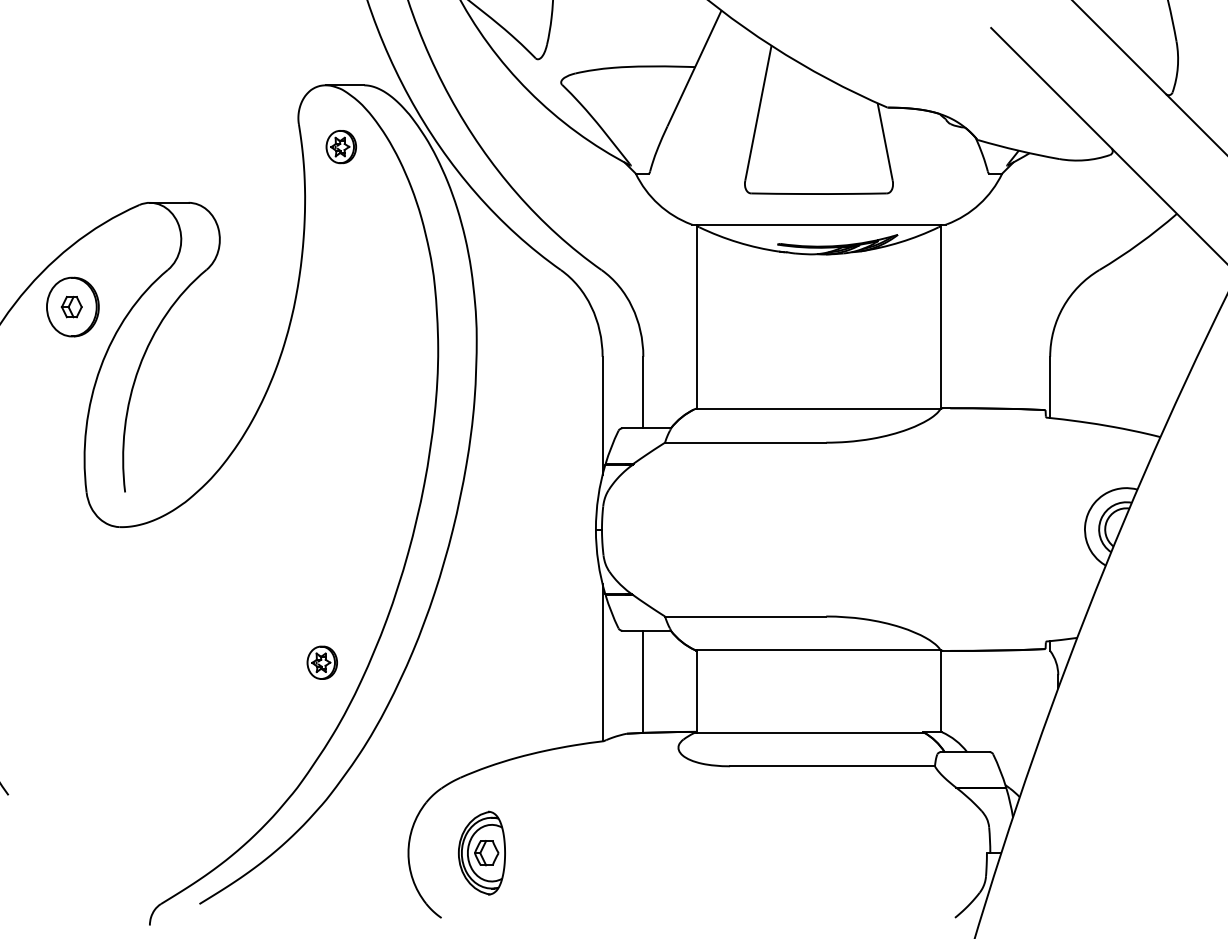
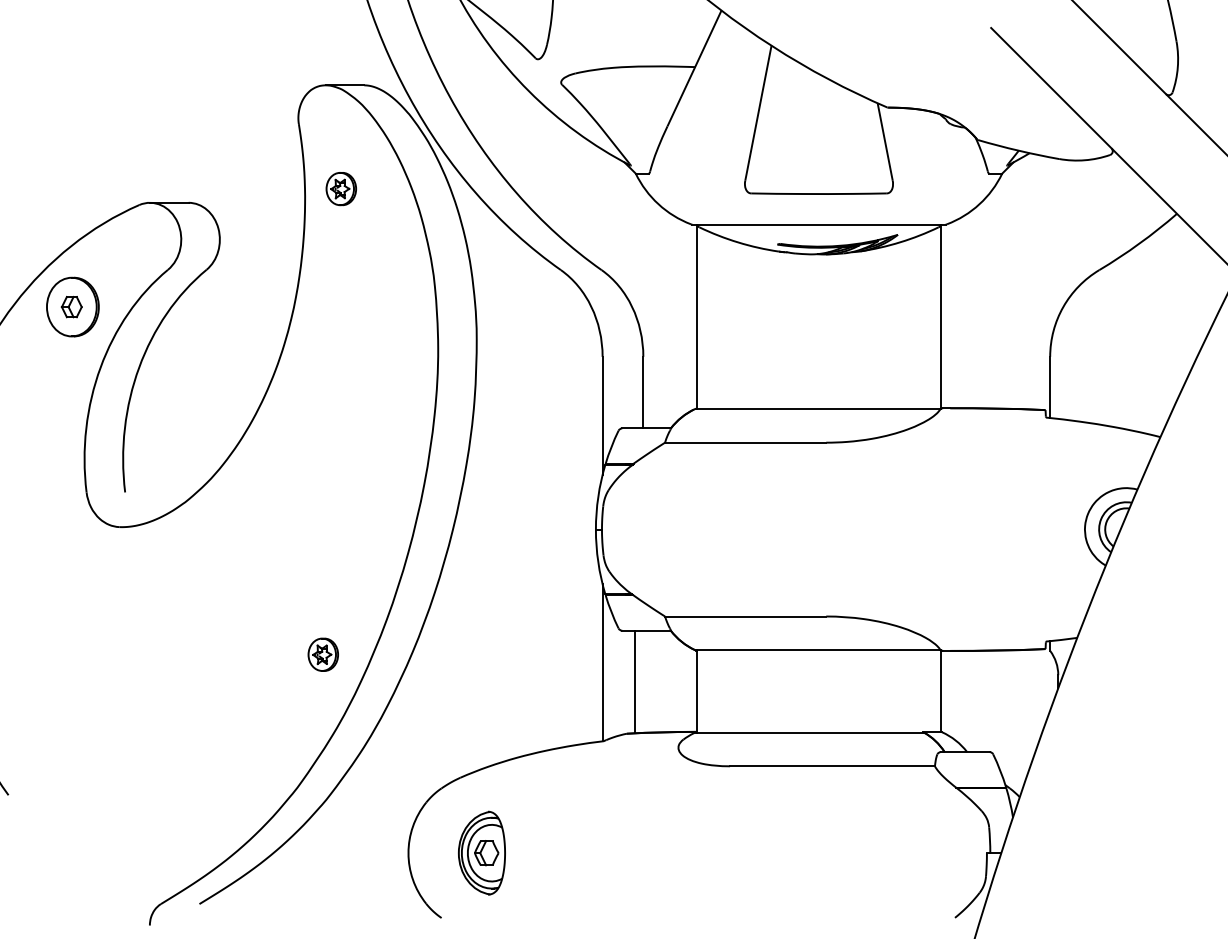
part position: (340, 147) -> (340, 189) (340, 189)
part position: (321, 662) -> (322, 654) (322, 654)
line position: (643, 681) -> (635, 681) (635, 681)
